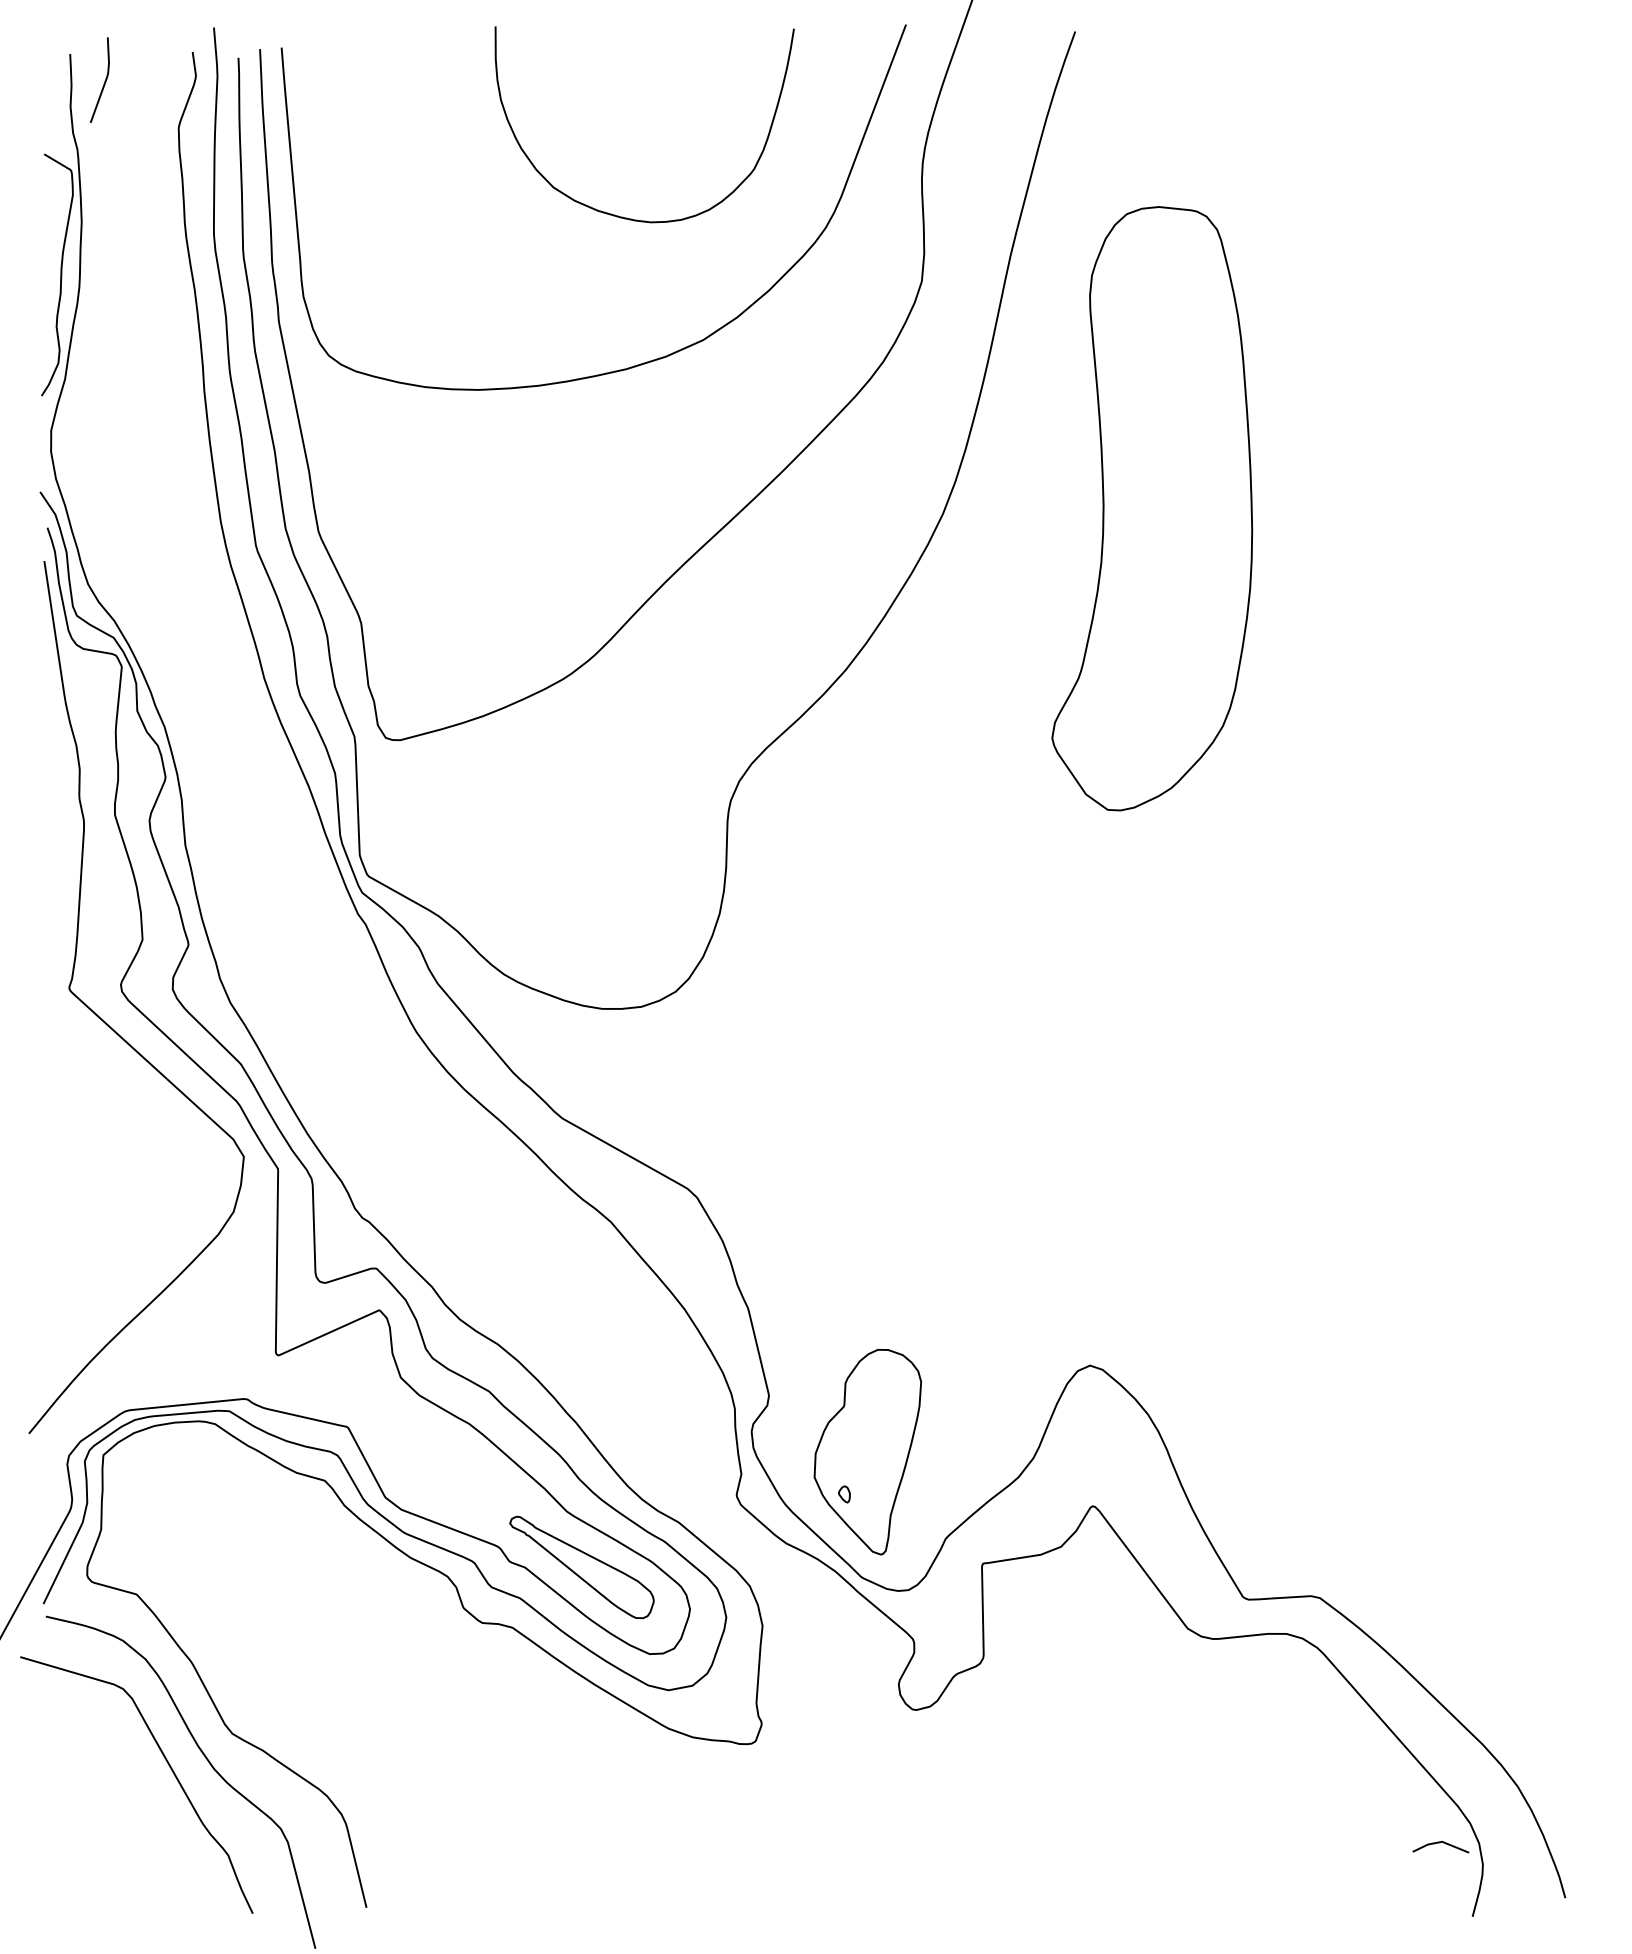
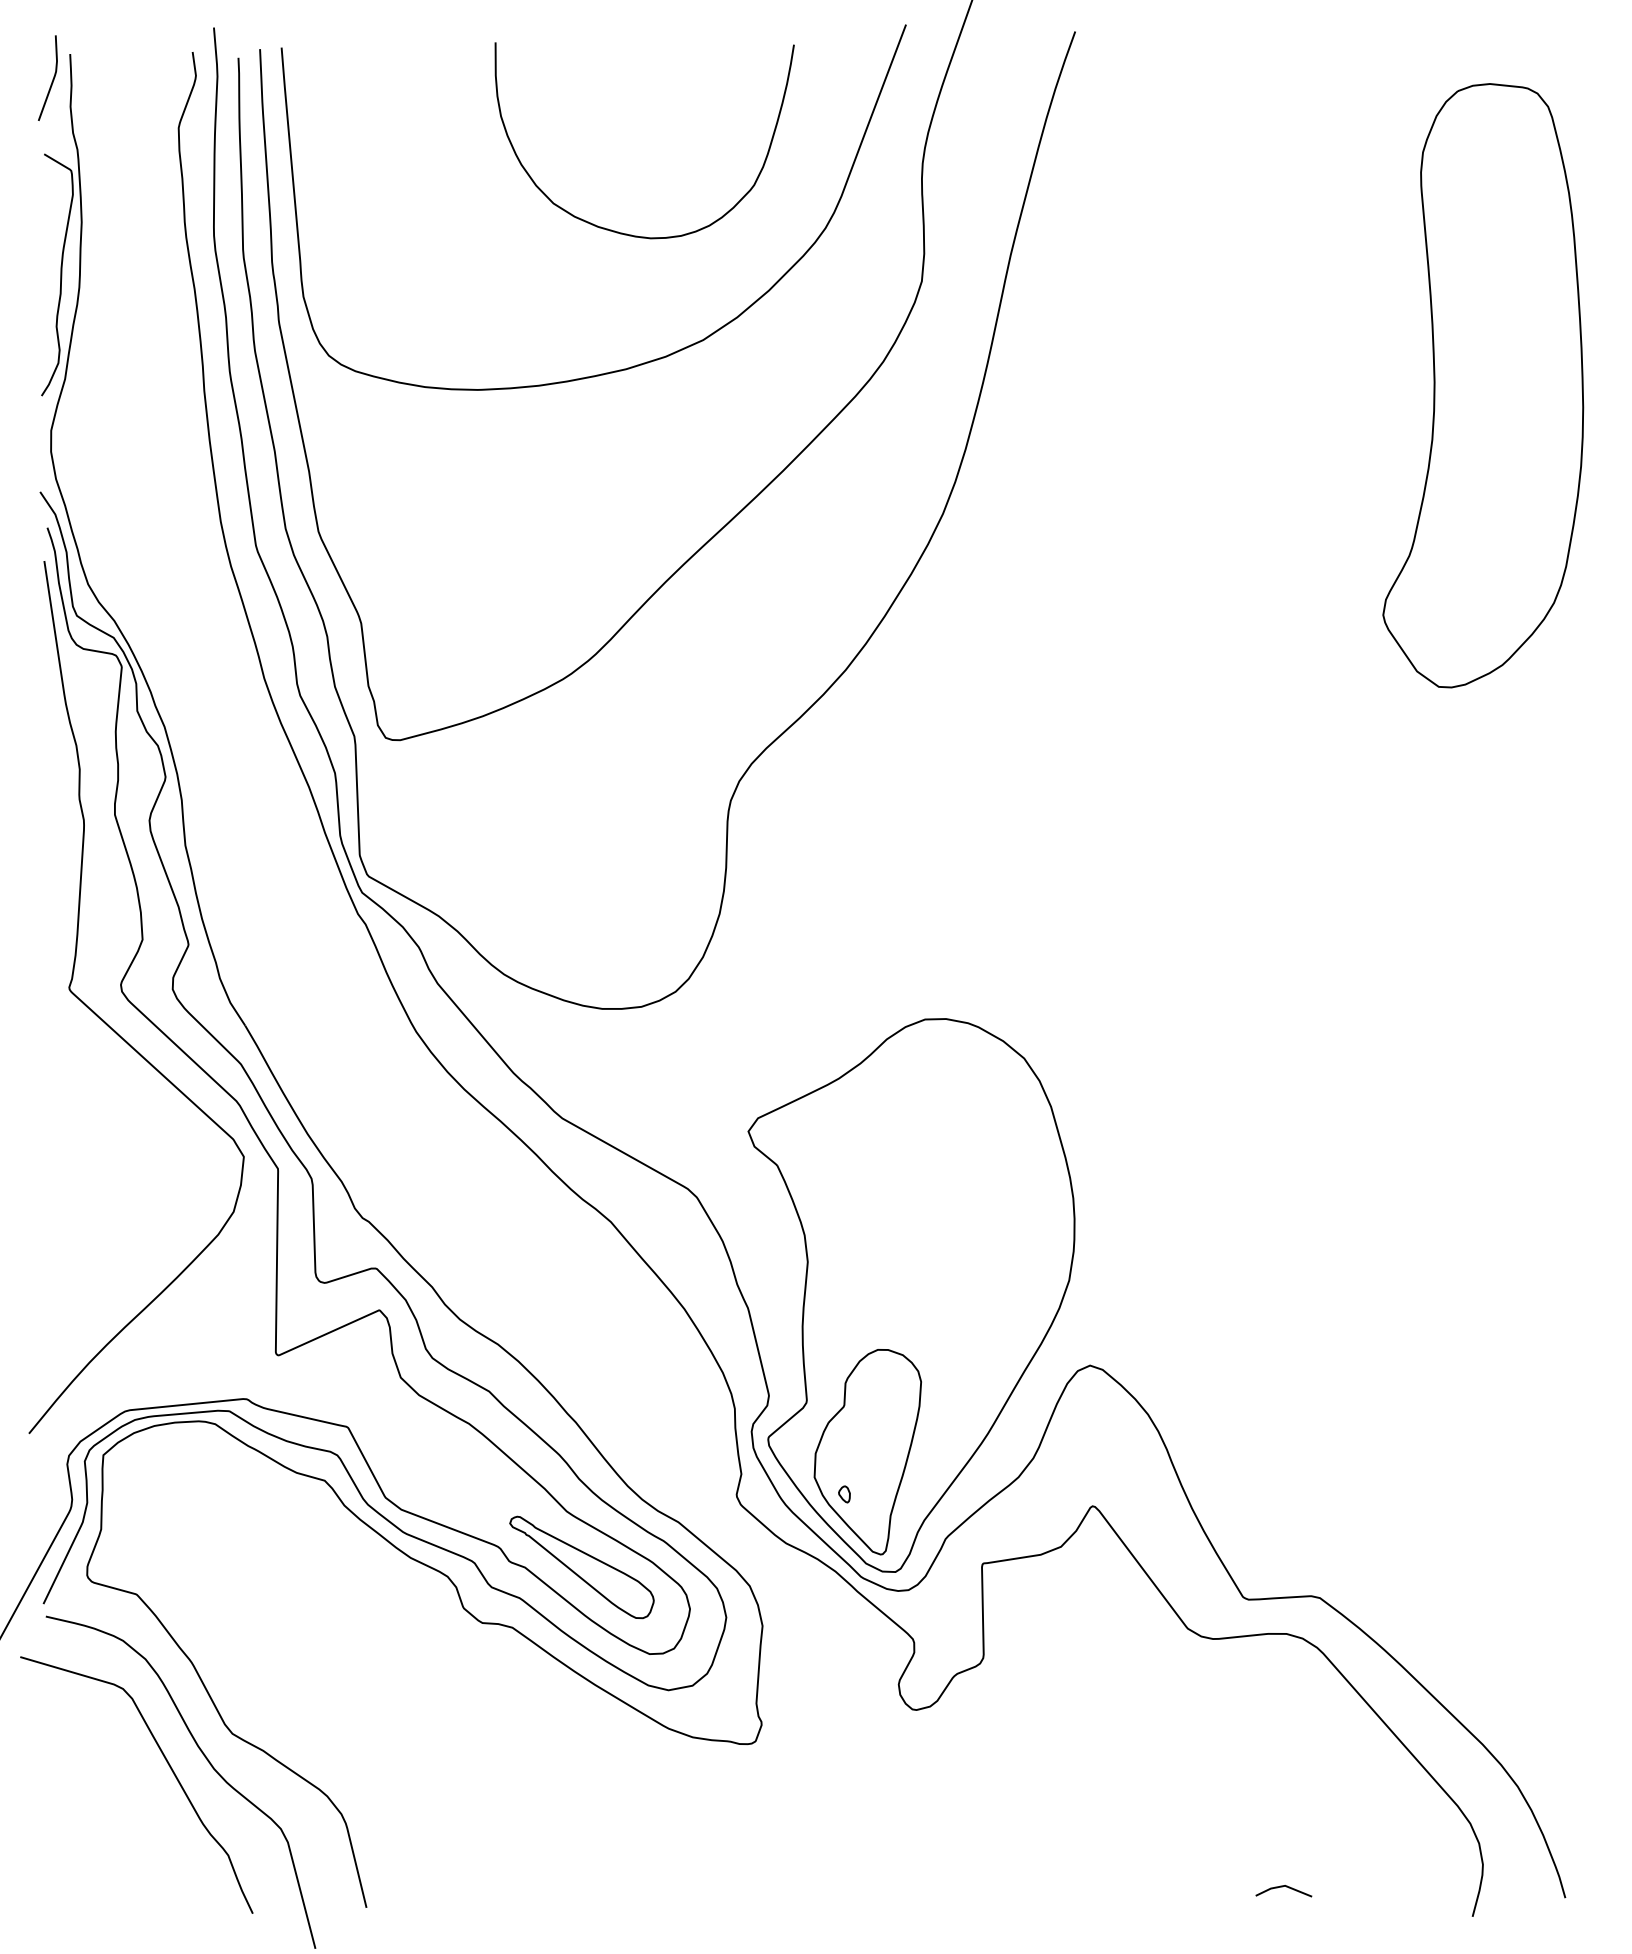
line position: (104, 81) -> (52, 79) (52, 79)
curve position: (627, 217) -> (627, 233) (627, 233)
part position: (1152, 508) -> (1483, 385) (1483, 385)
part: none -> present (911, 1295)
line position: (1439, 1843) -> (1282, 1887) (1282, 1887)
